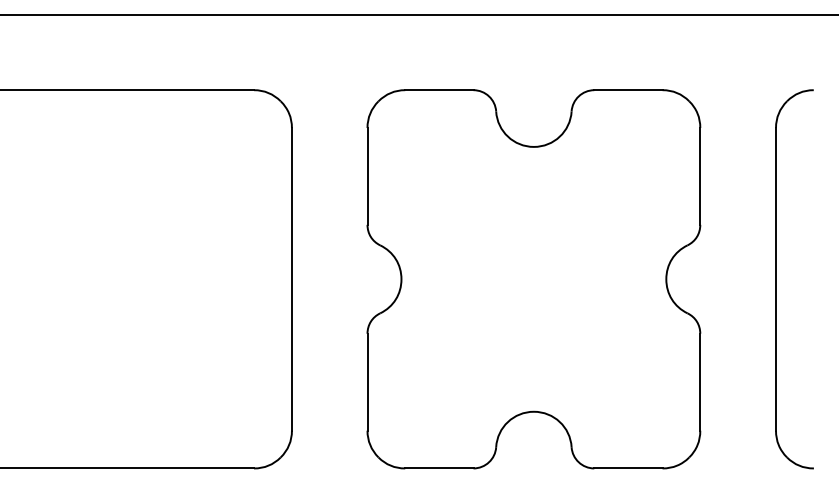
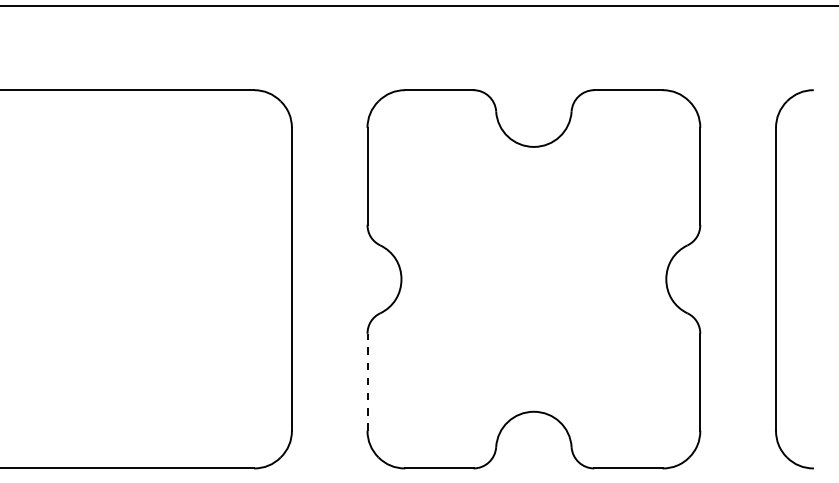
line position: (418, 14) -> (418, 5) (418, 5)
line: solid -> dashed (367, 381)
